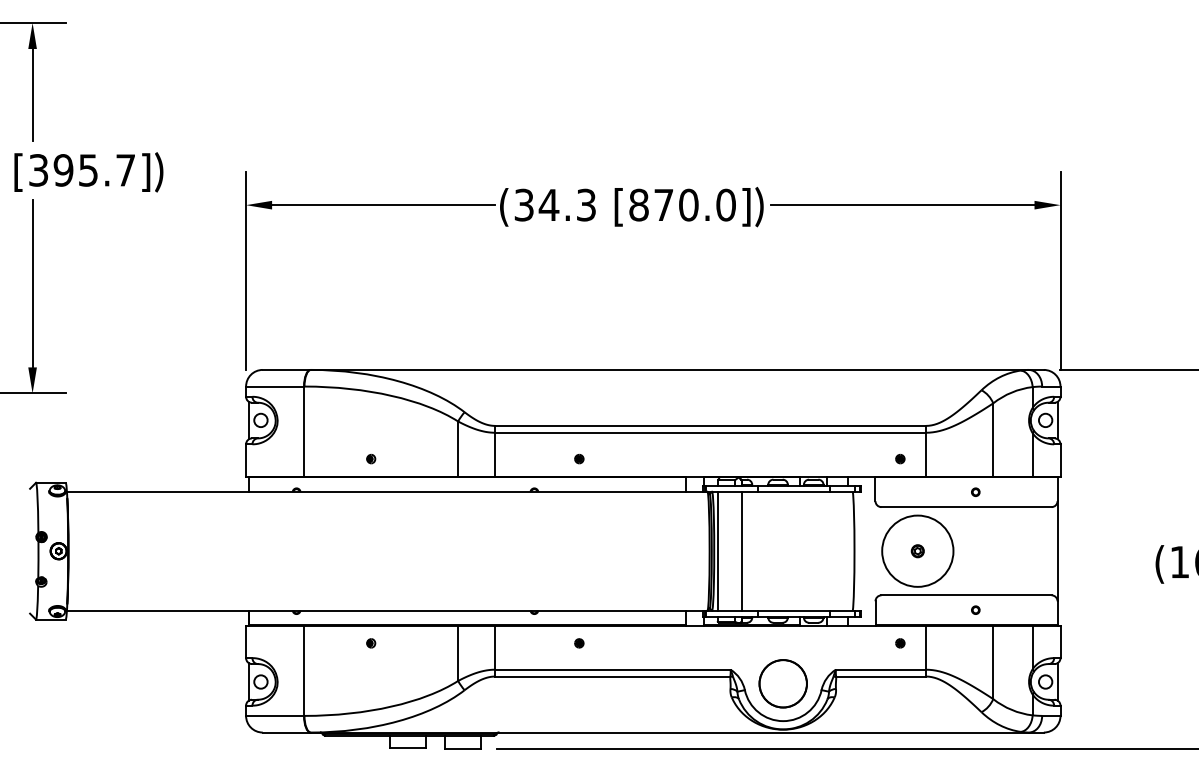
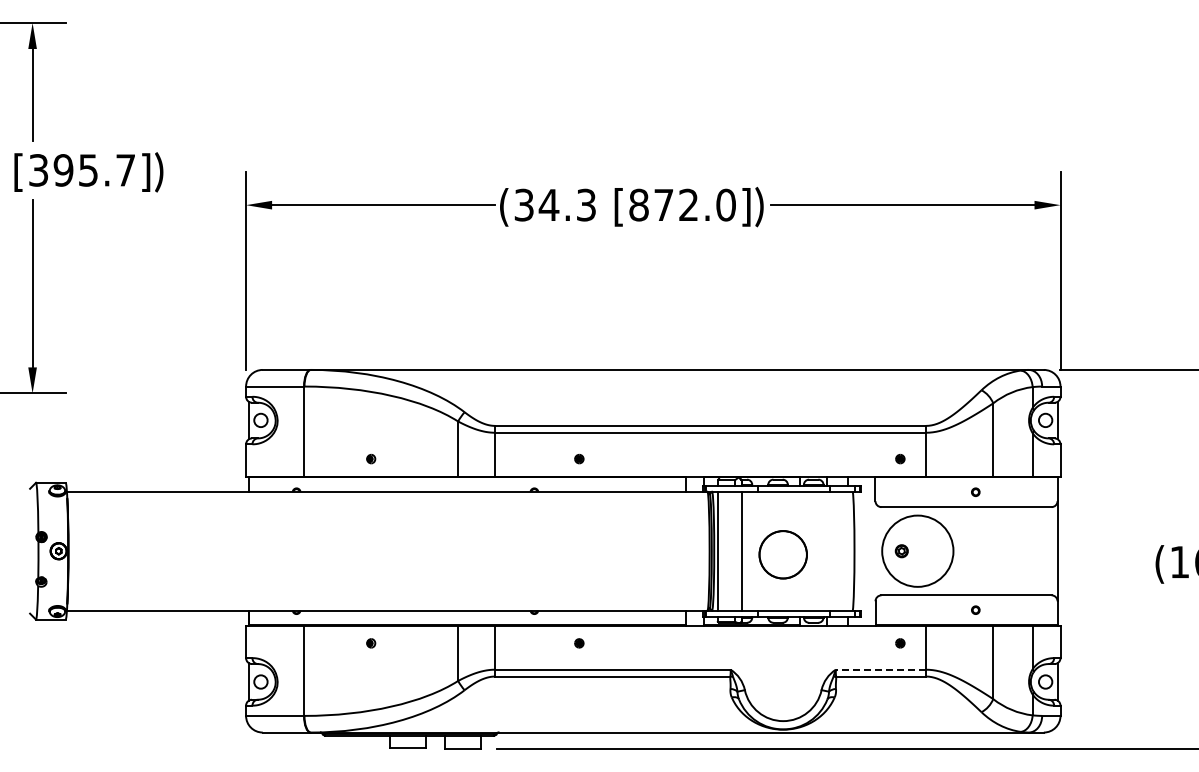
text: [870.0] -> [872.0] (688, 204)
part position: (917, 551) -> (901, 551) (901, 551)
line: solid -> dashed (880, 669)
circle position: (782, 683) -> (782, 554) (782, 554)
